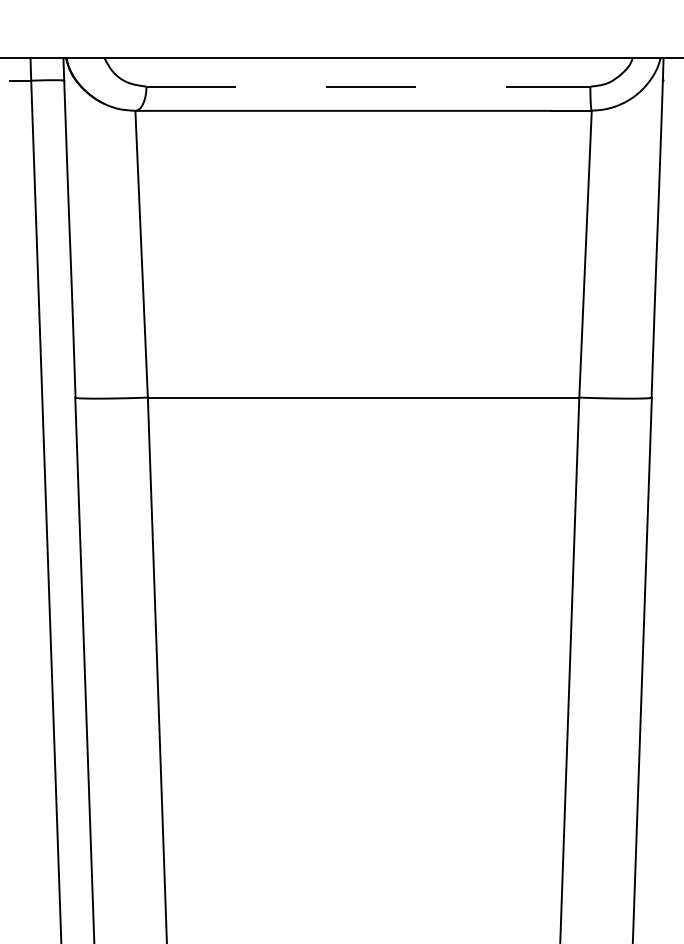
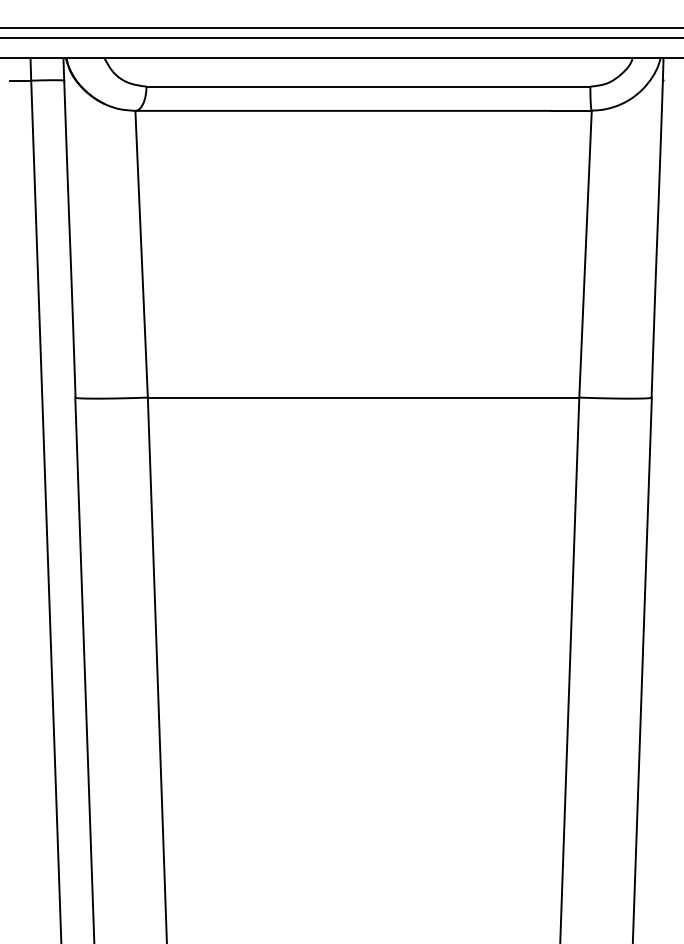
line: none -> present (341, 28)
line: none -> present (341, 38)
line: dashed -> solid (368, 86)
